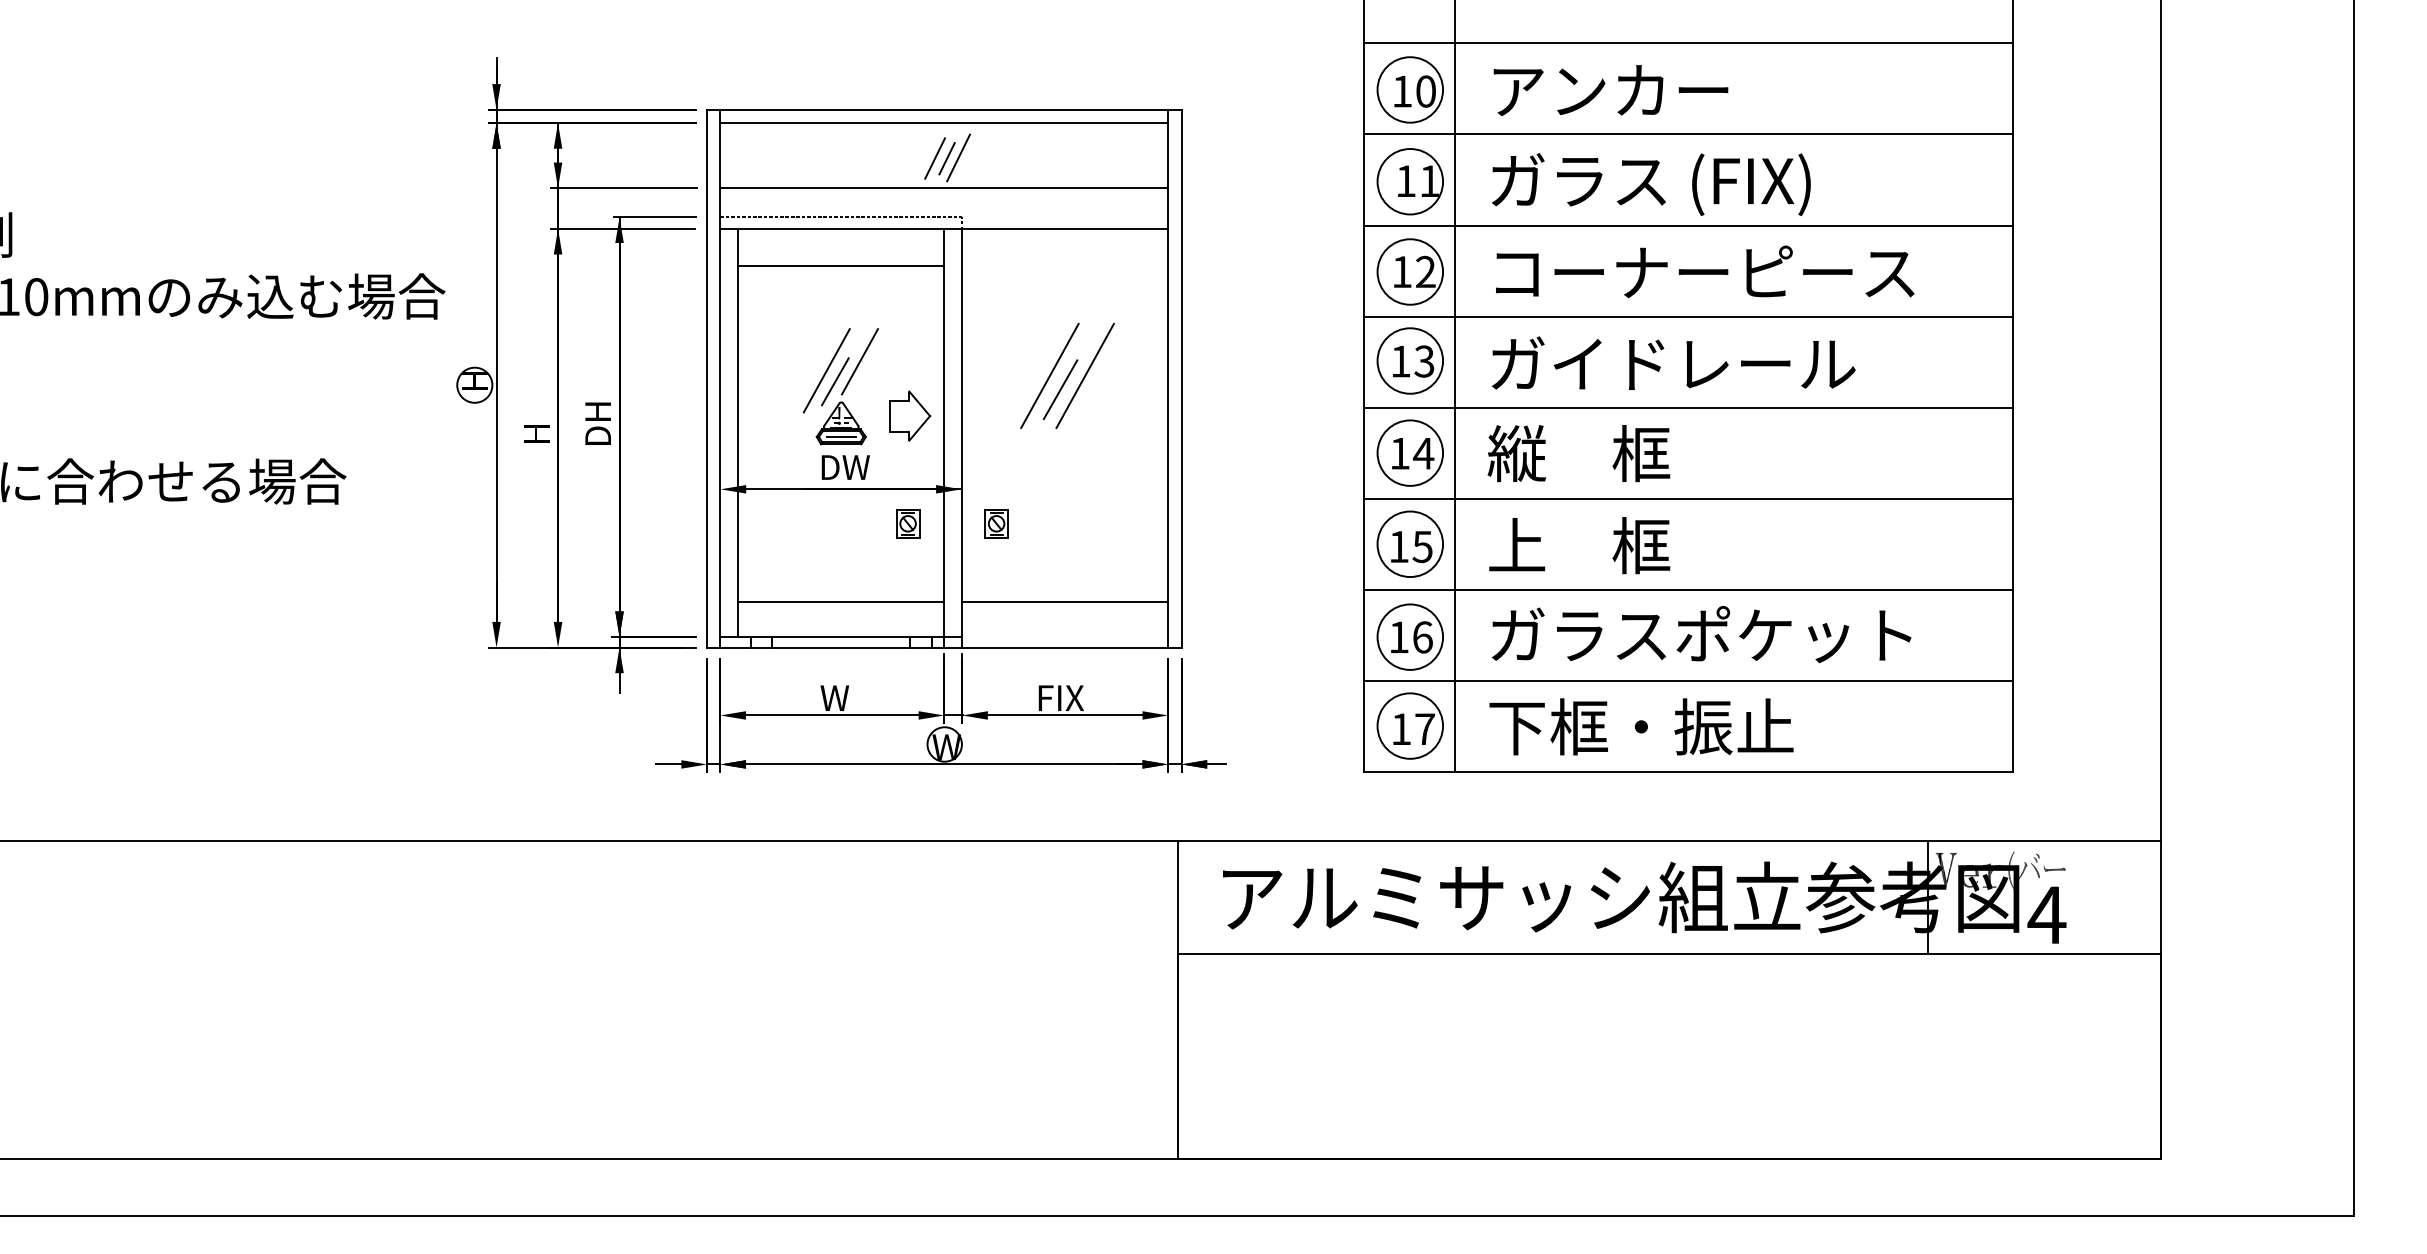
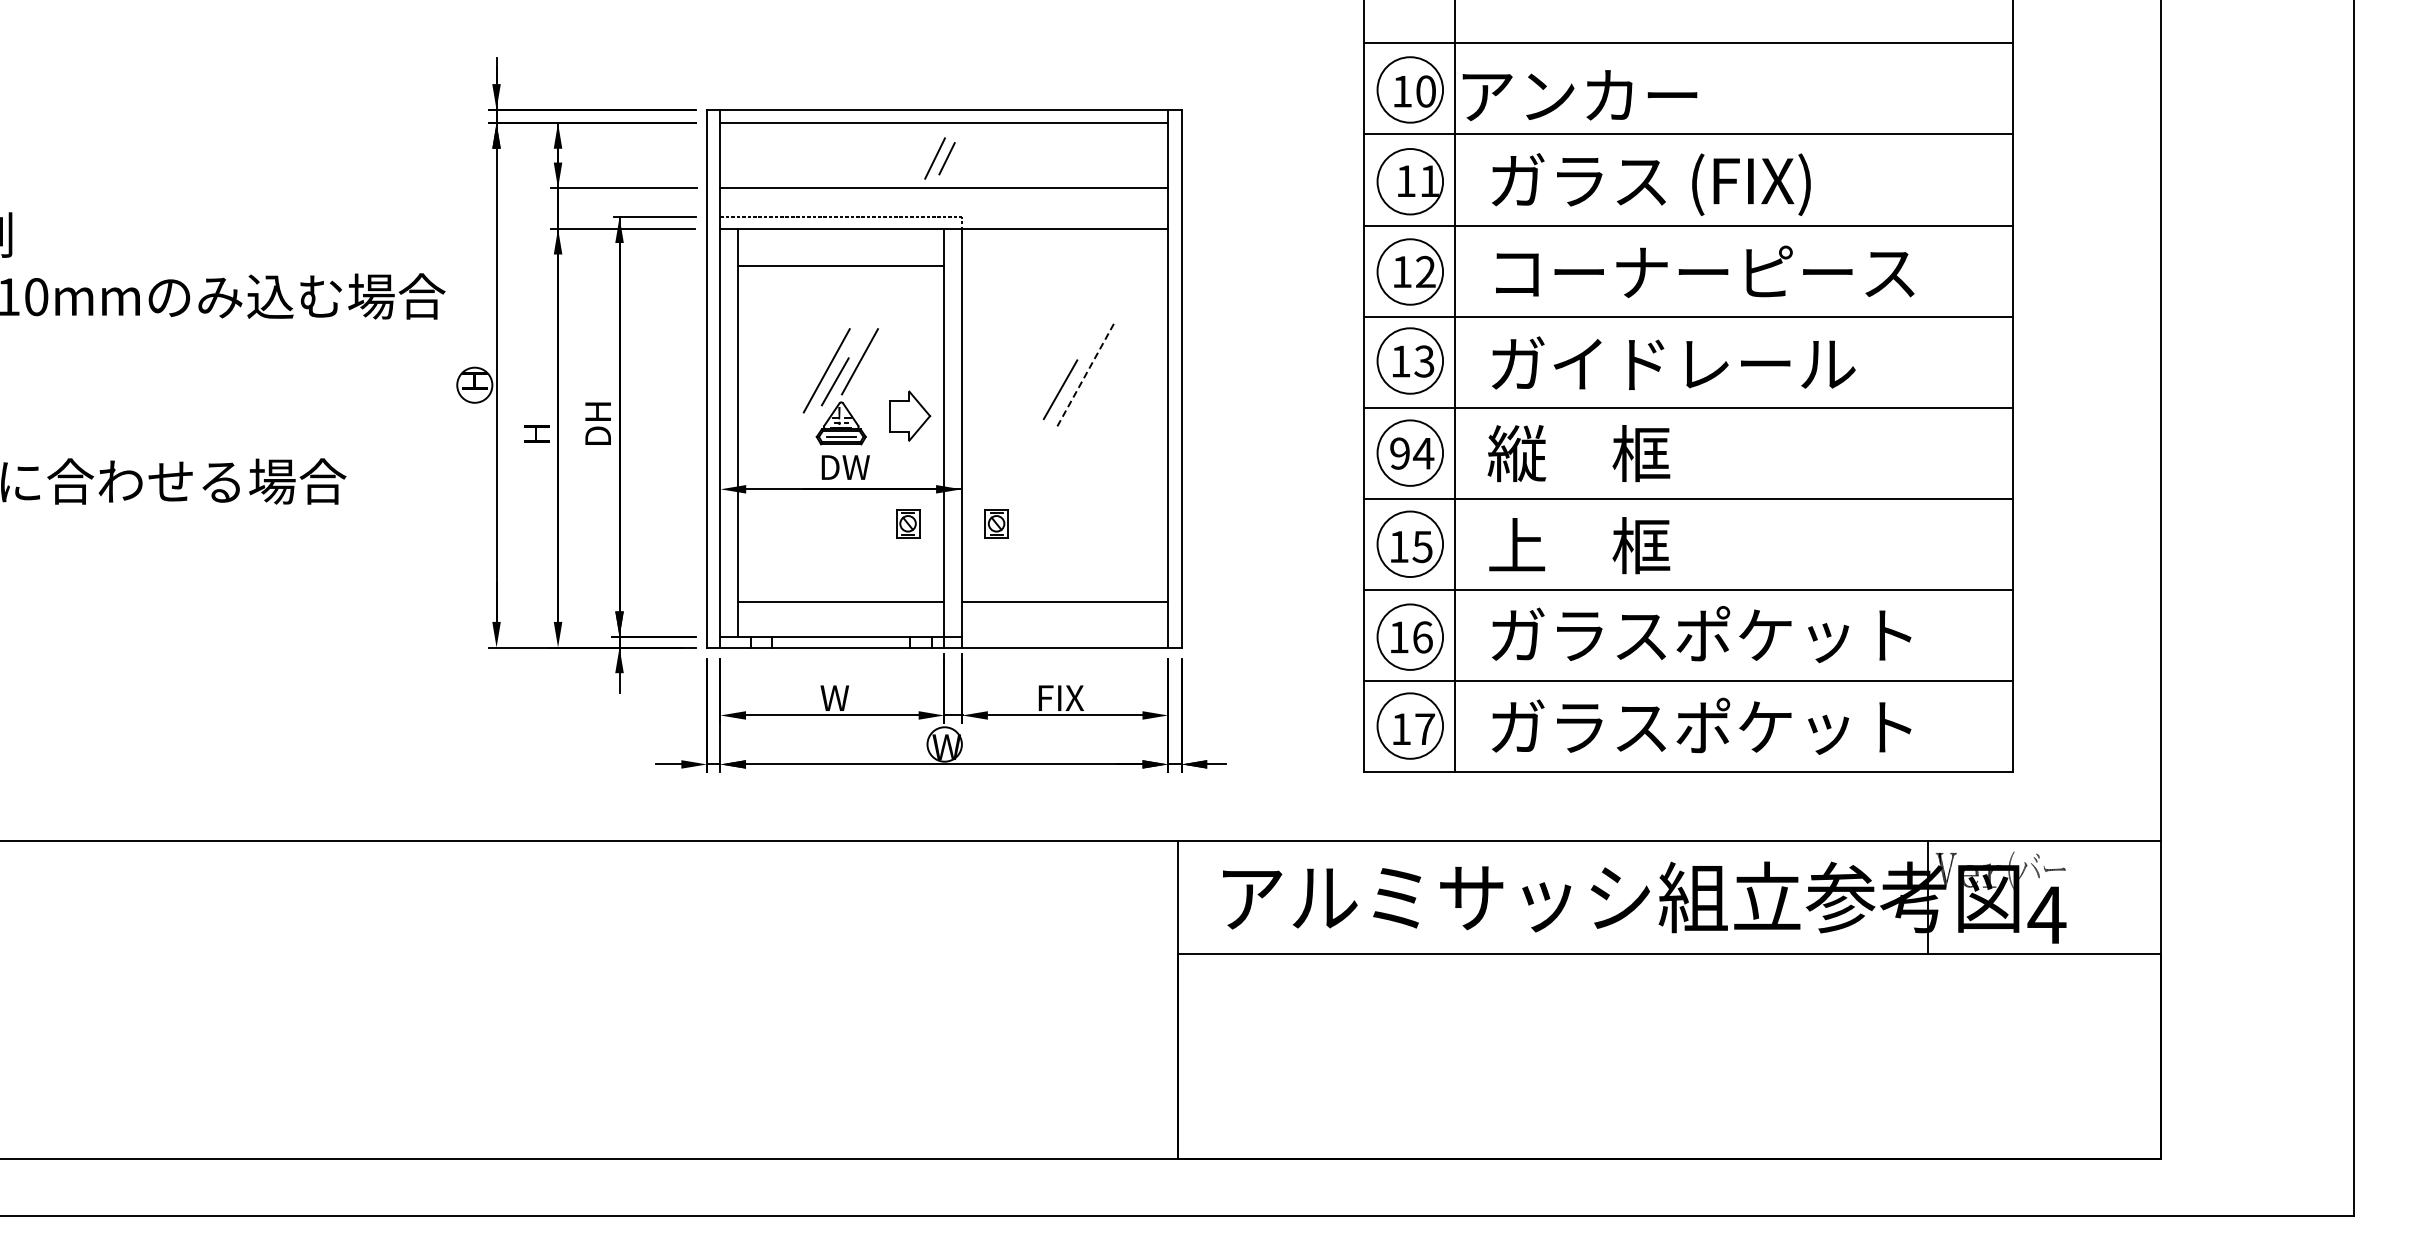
text position: (1610, 90) -> (1579, 95) (1579, 95)
line: present -> none (958, 157)
line: present -> none (1049, 375)
line: solid -> dashed (1084, 376)
text: 14 -> 94 (1399, 453)
text: 下框・振止 -> ガラスポケット (1700, 726)
